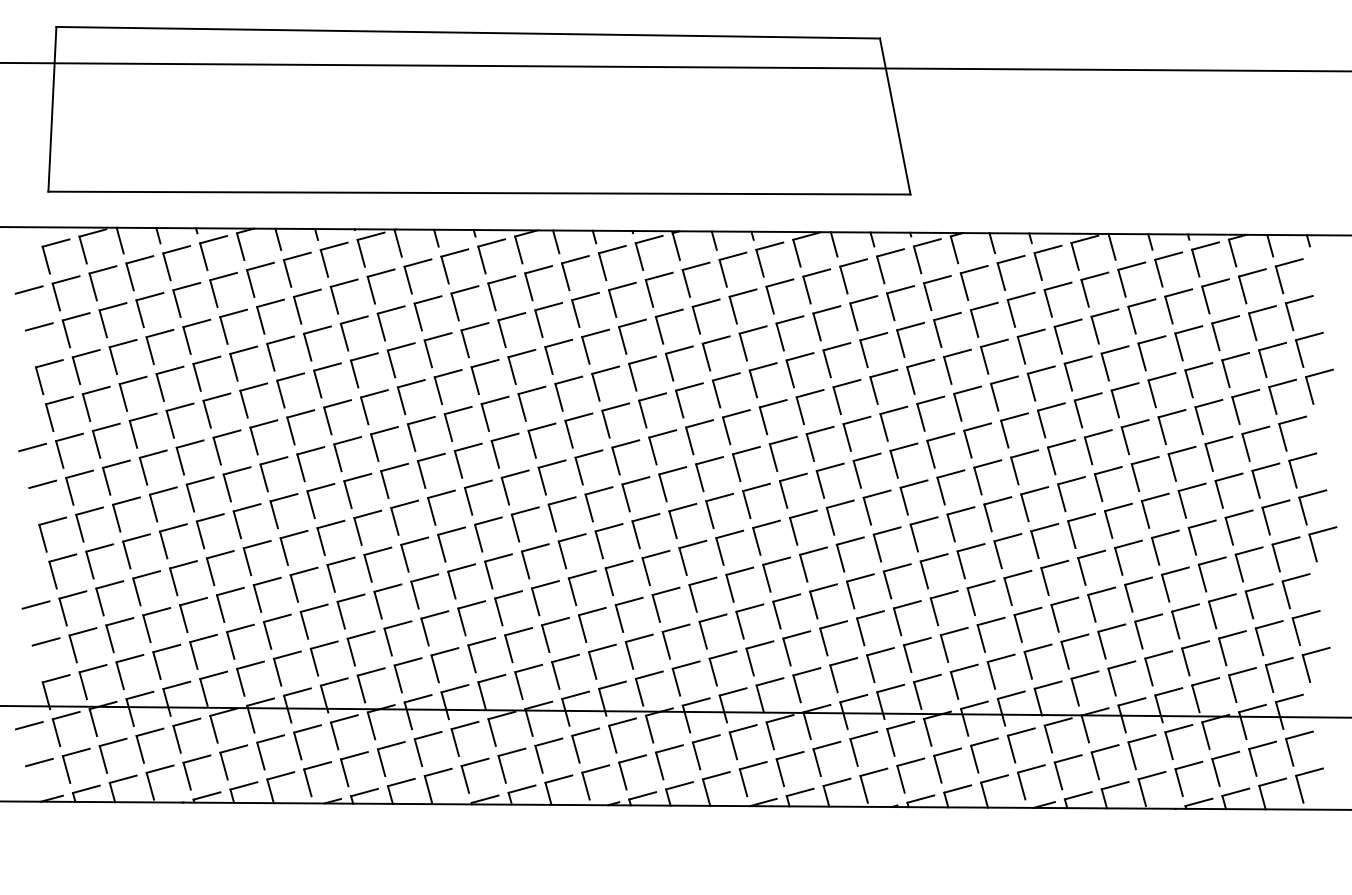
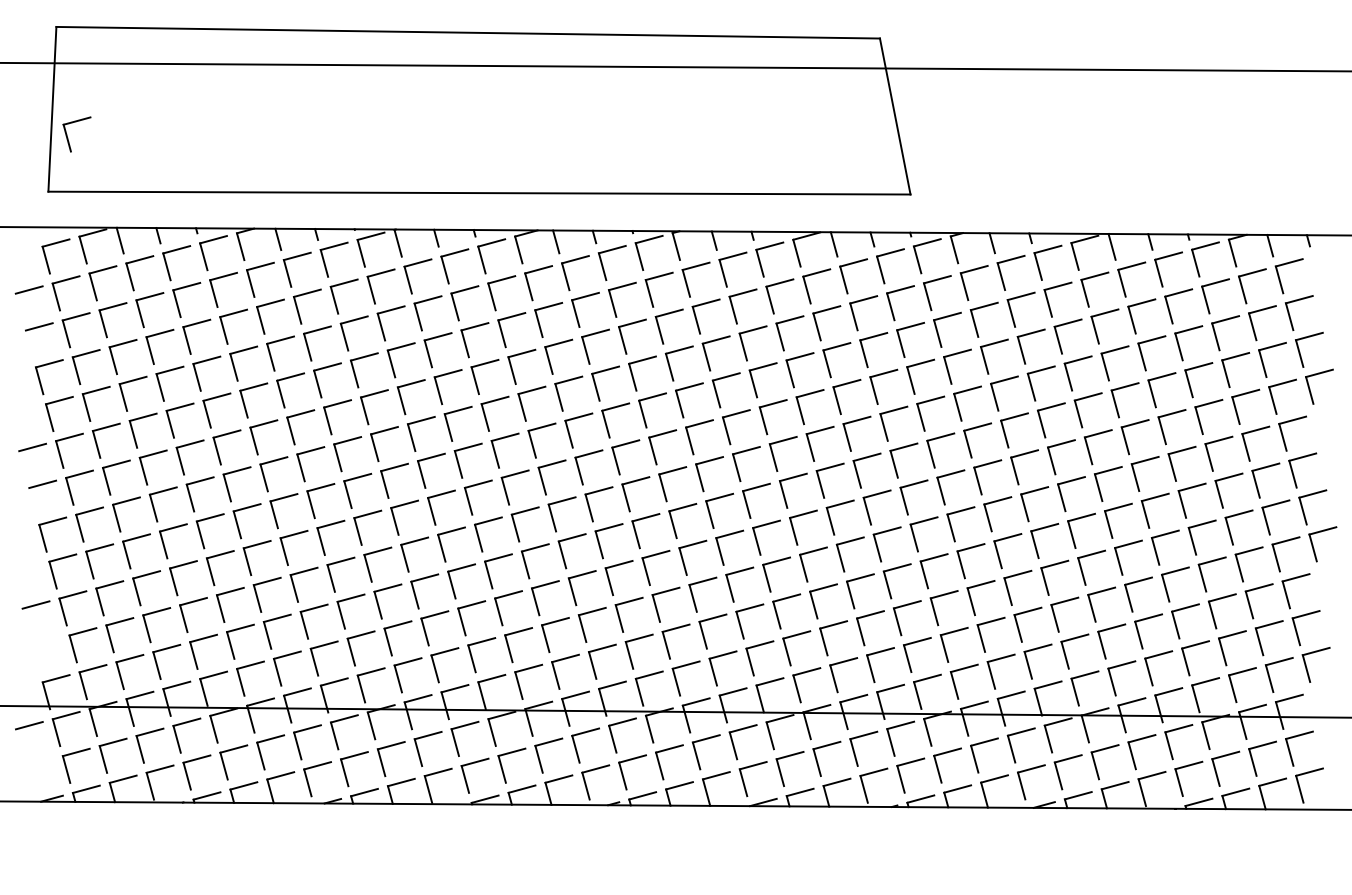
part: none -> present (68, 137)
line: present -> none (45, 641)
line: present -> none (39, 762)
